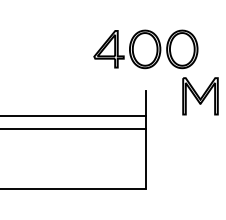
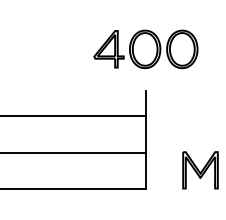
part position: (200, 96) -> (200, 170) (200, 170)
line position: (74, 128) -> (74, 152) (74, 152)
